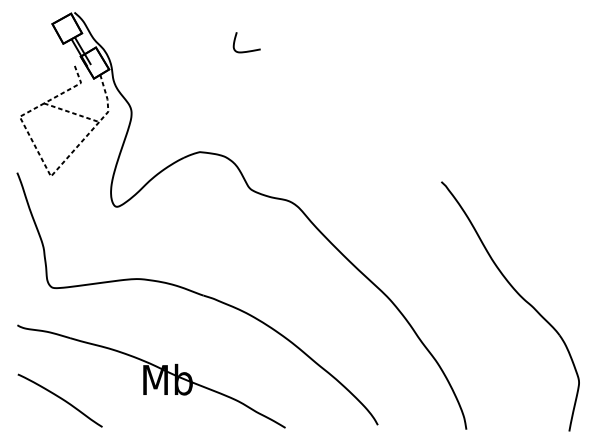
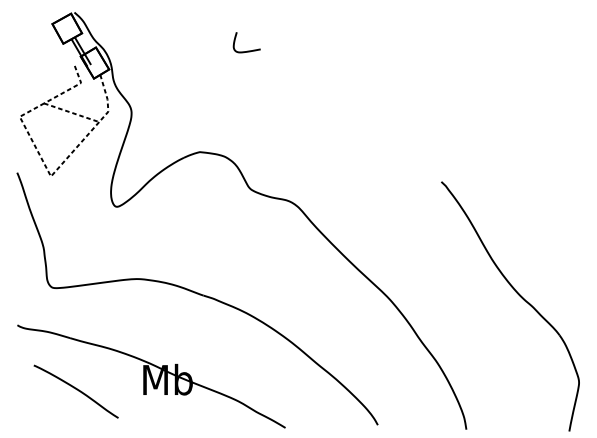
curve position: (60, 399) -> (76, 390) (76, 390)
